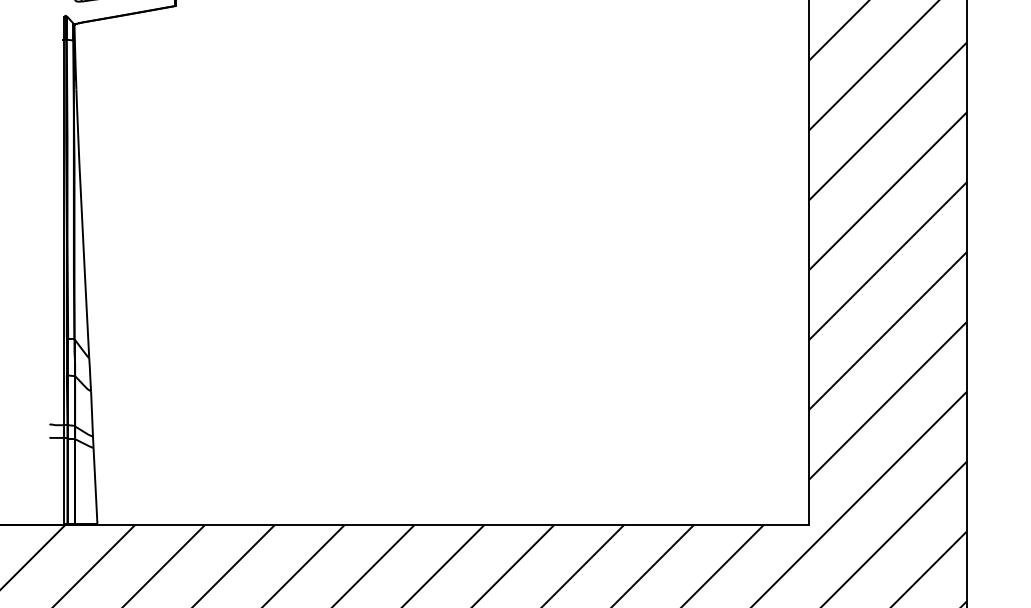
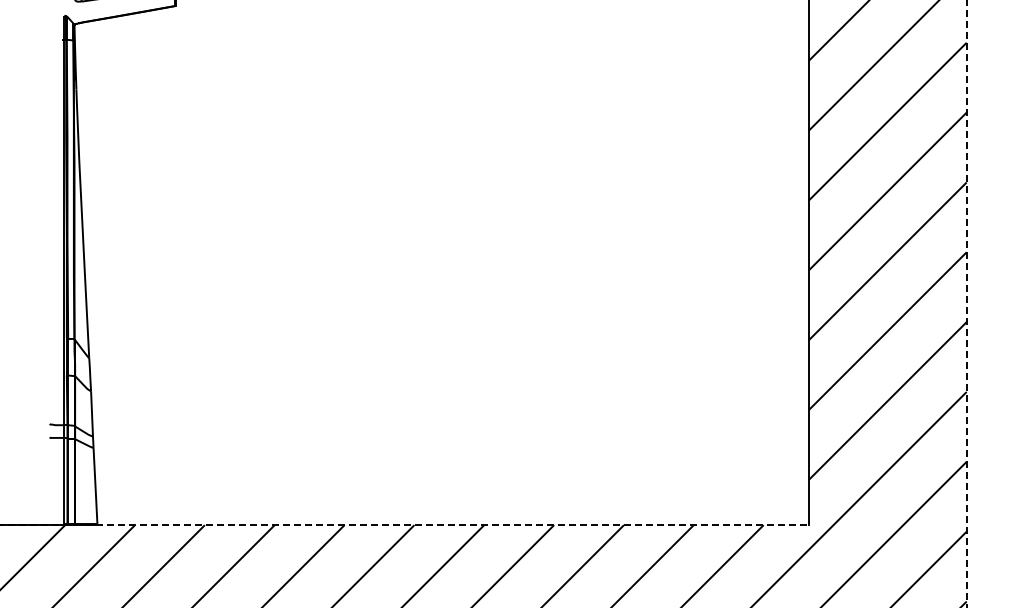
line: solid -> dashed (966, 304)
line: solid -> dashed (404, 525)
